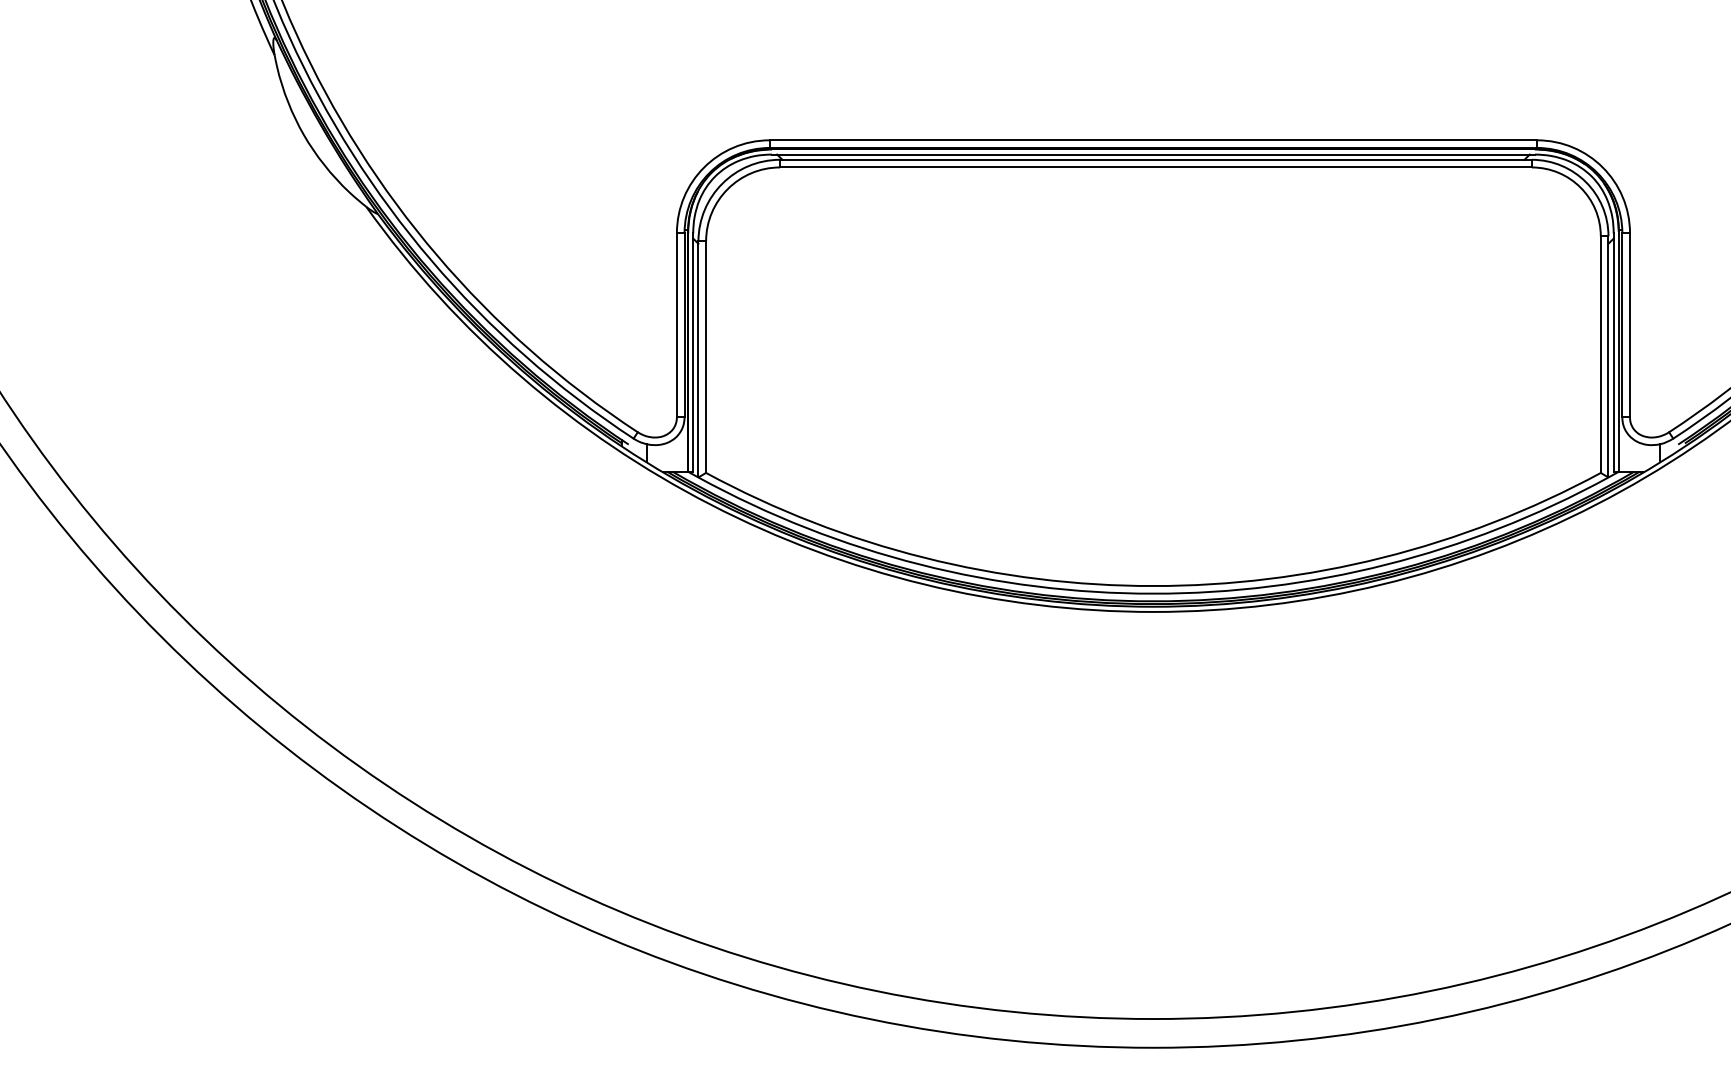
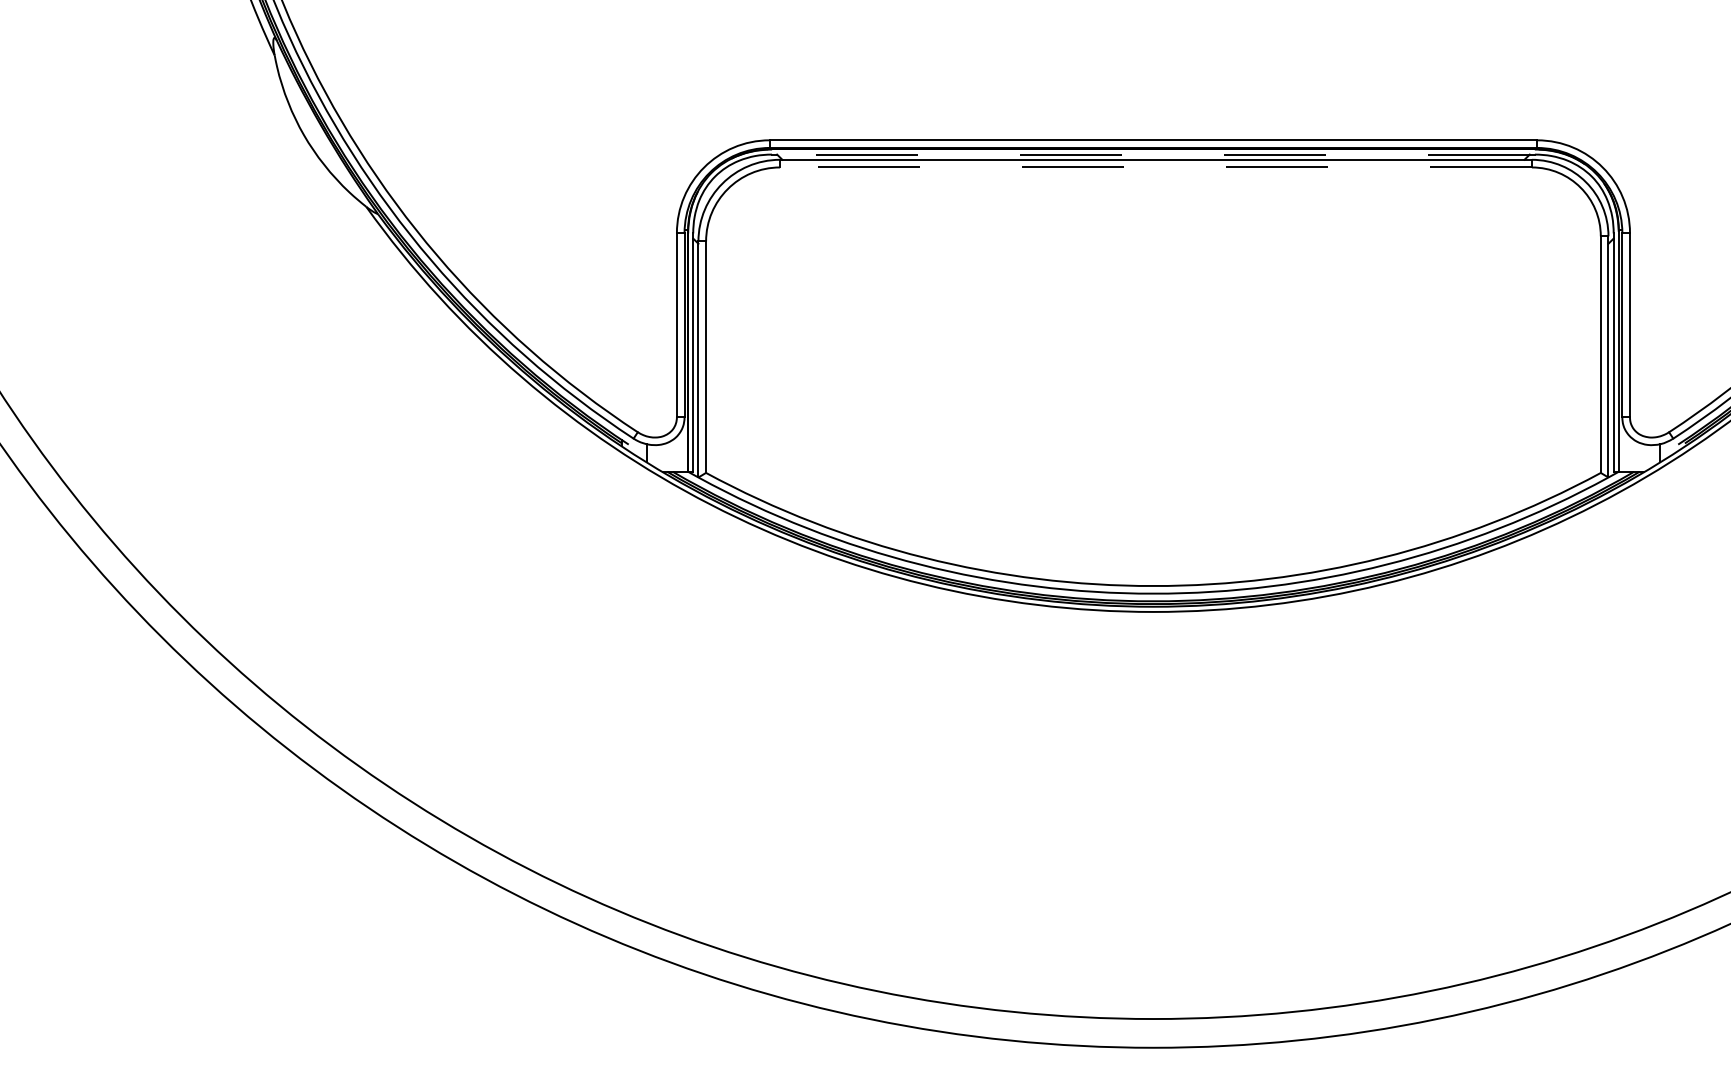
line: solid -> dashed (1152, 154)
line: solid -> dashed (1156, 167)
